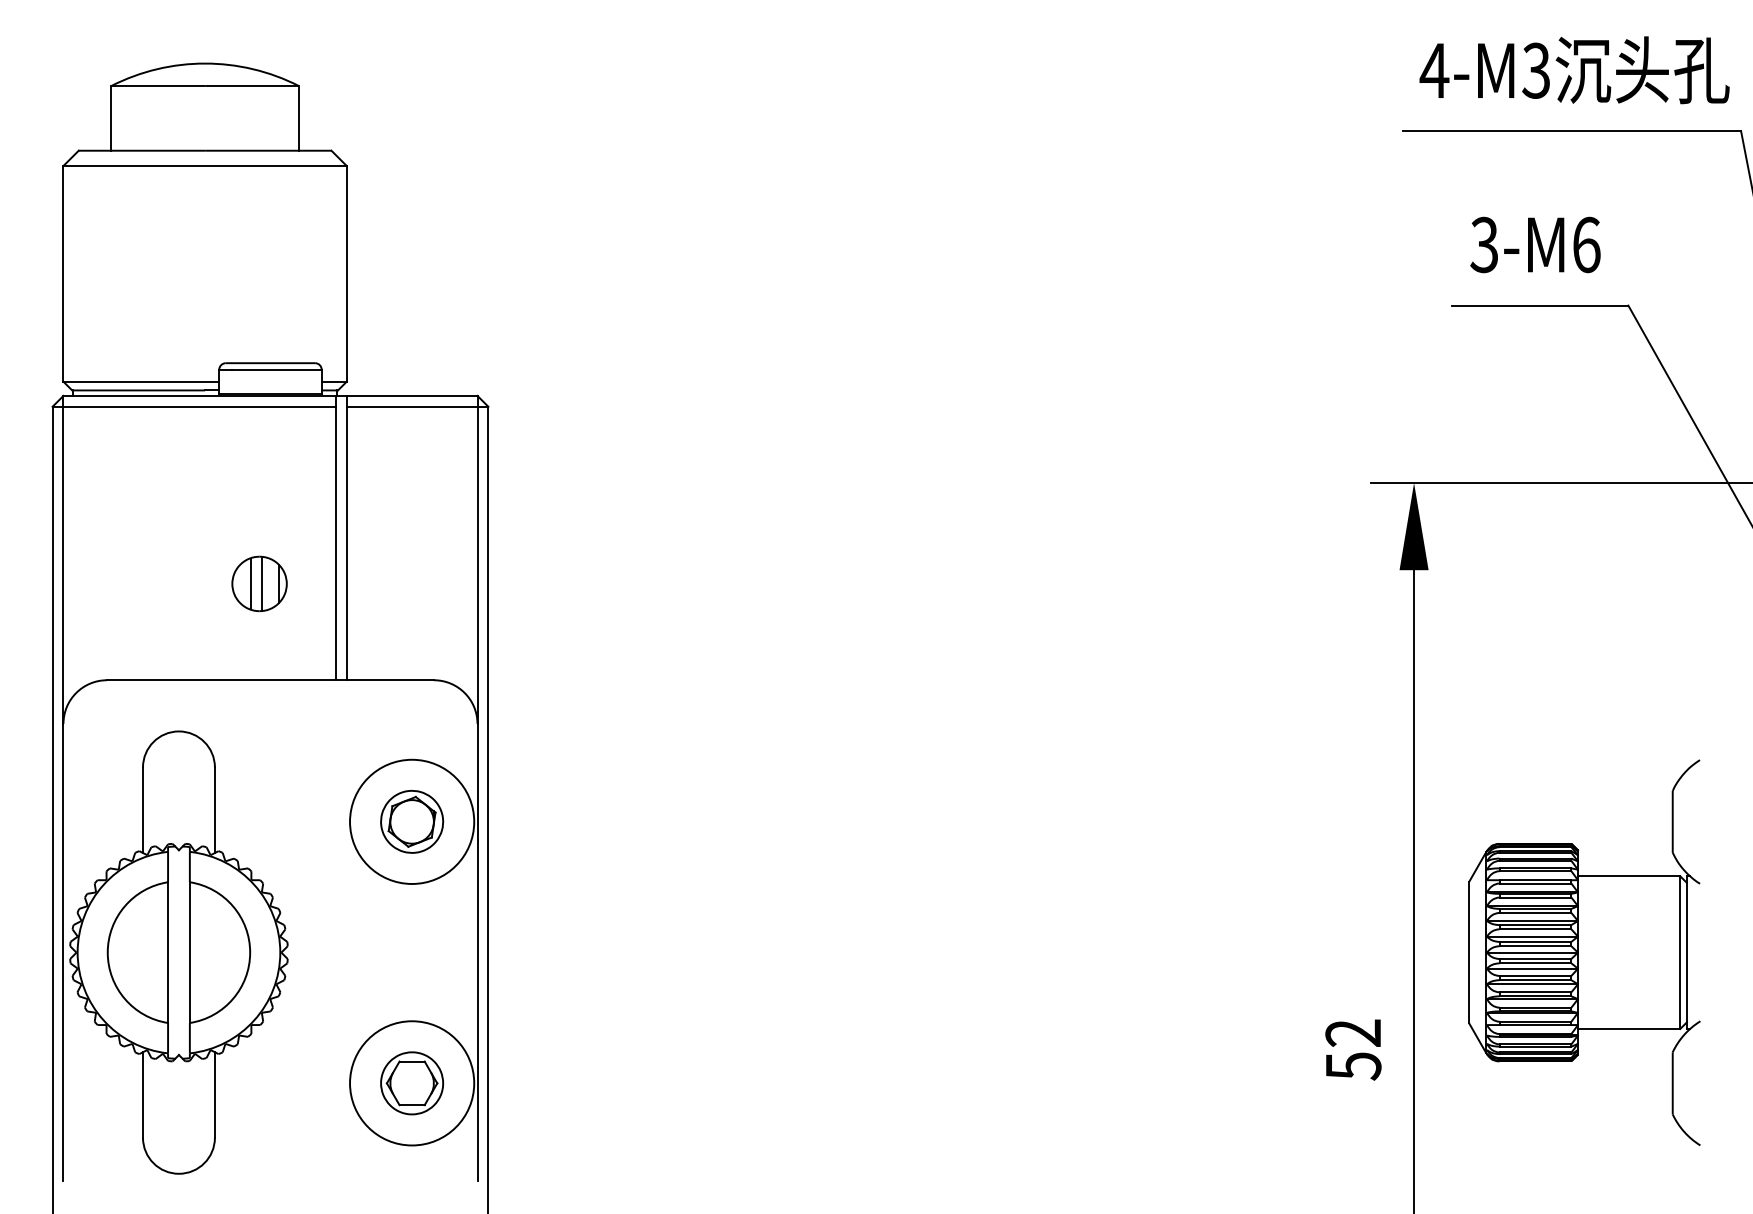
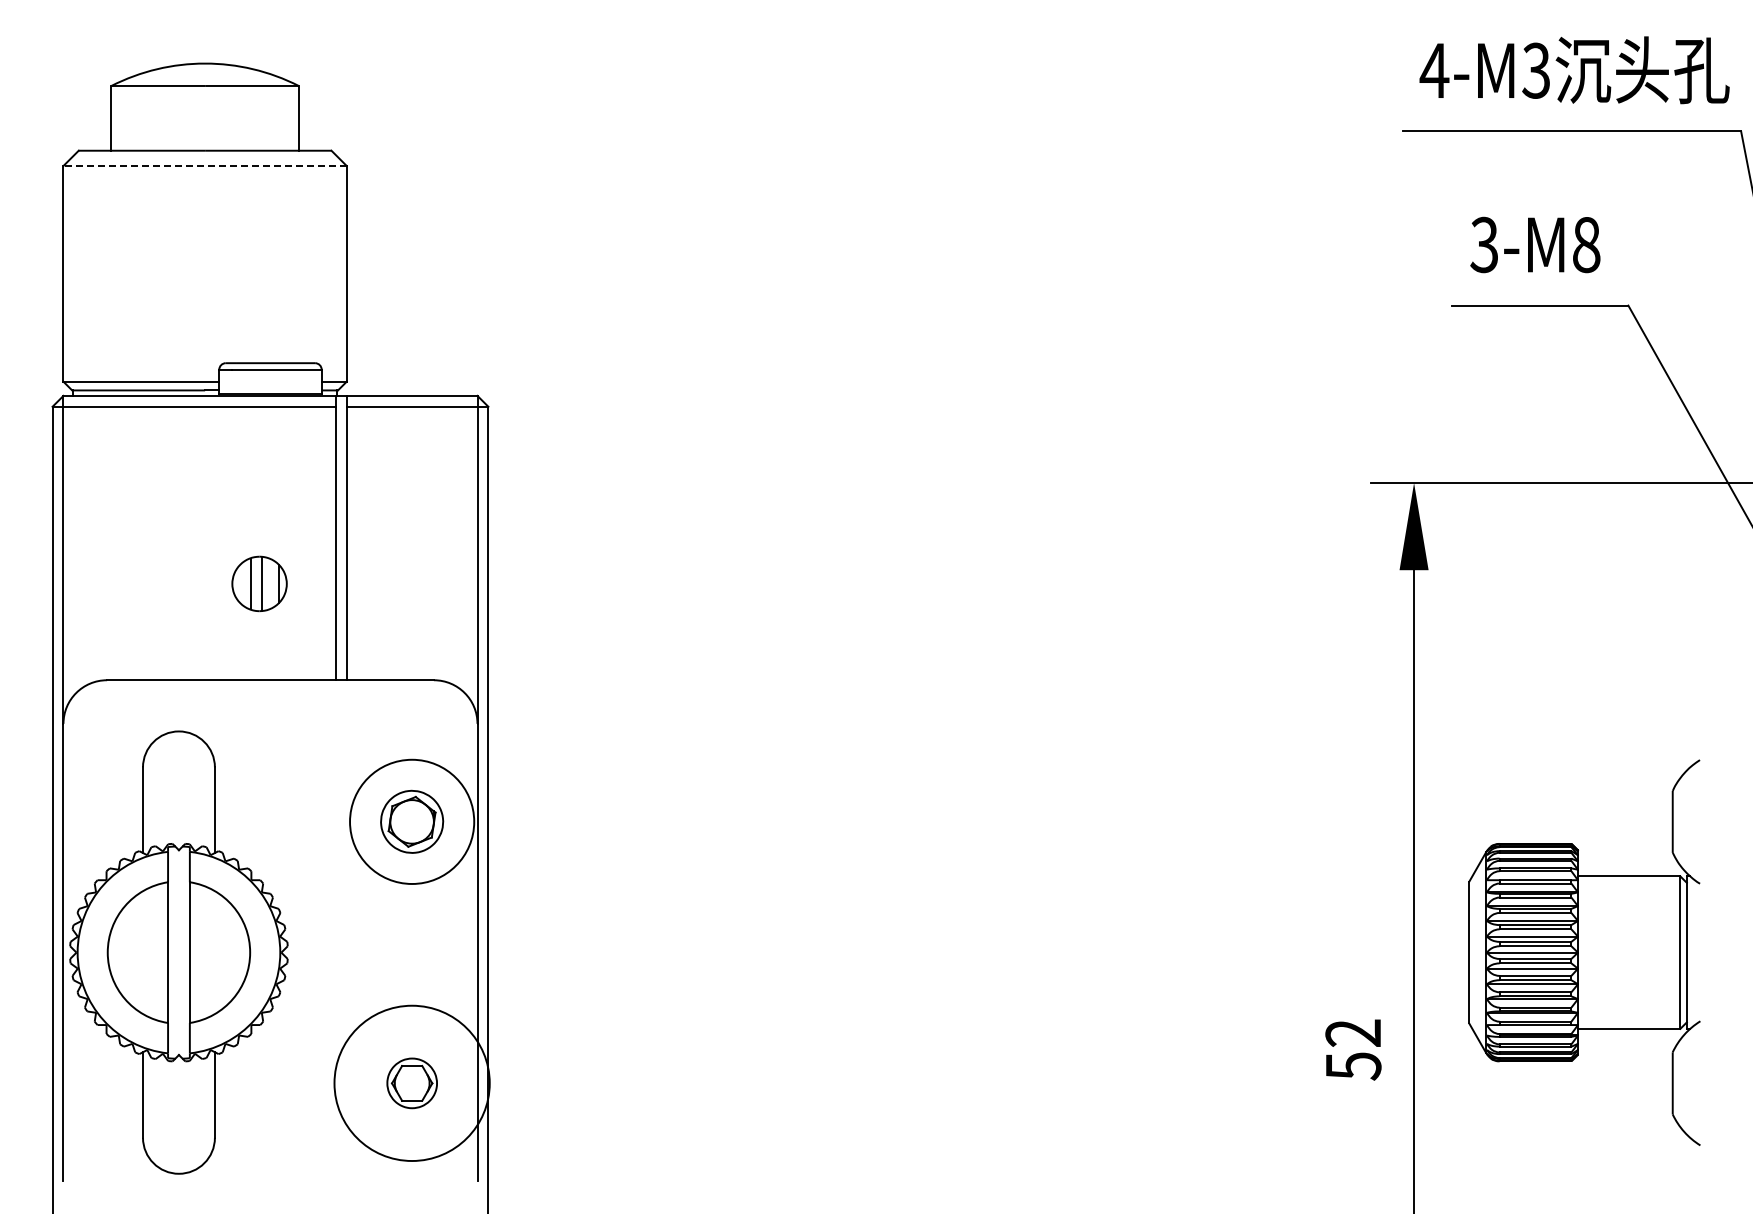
line: solid -> dashed (205, 165)
text: 3-M6 -> 3-M8 (1586, 244)
circle diameter: 124 px -> 155 px (411, 1083)
part size: 65x65 px -> 52x53 px (411, 1083)
